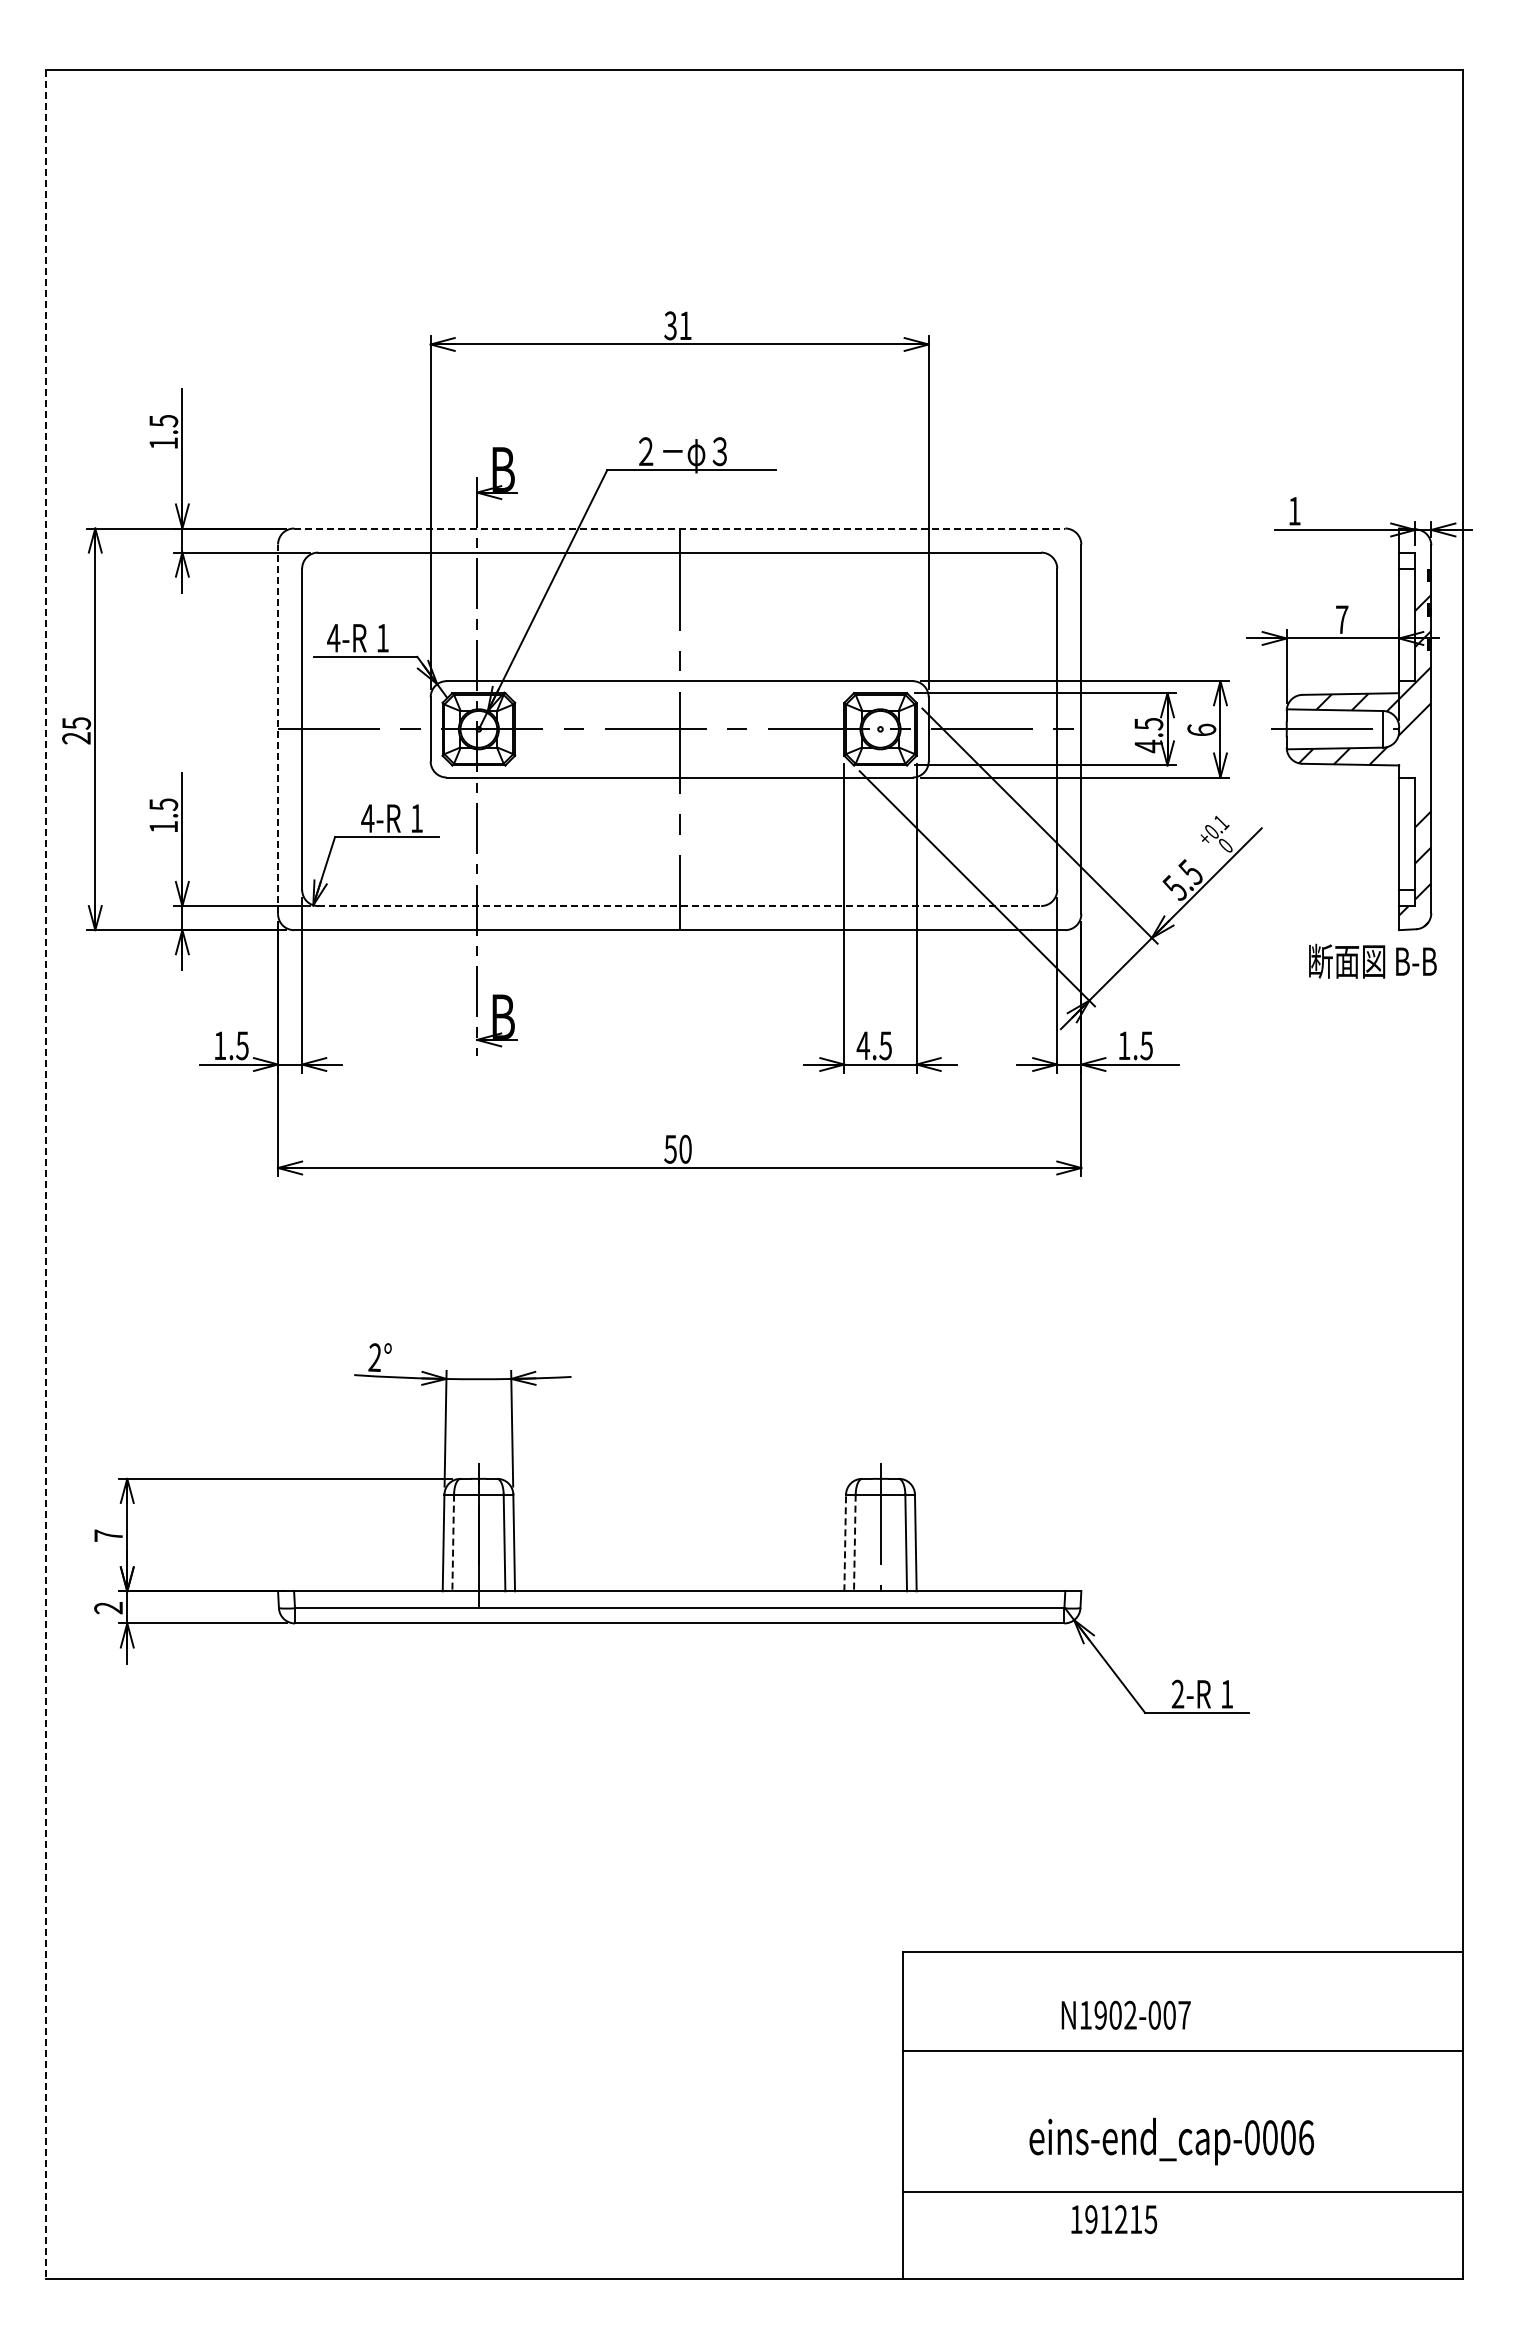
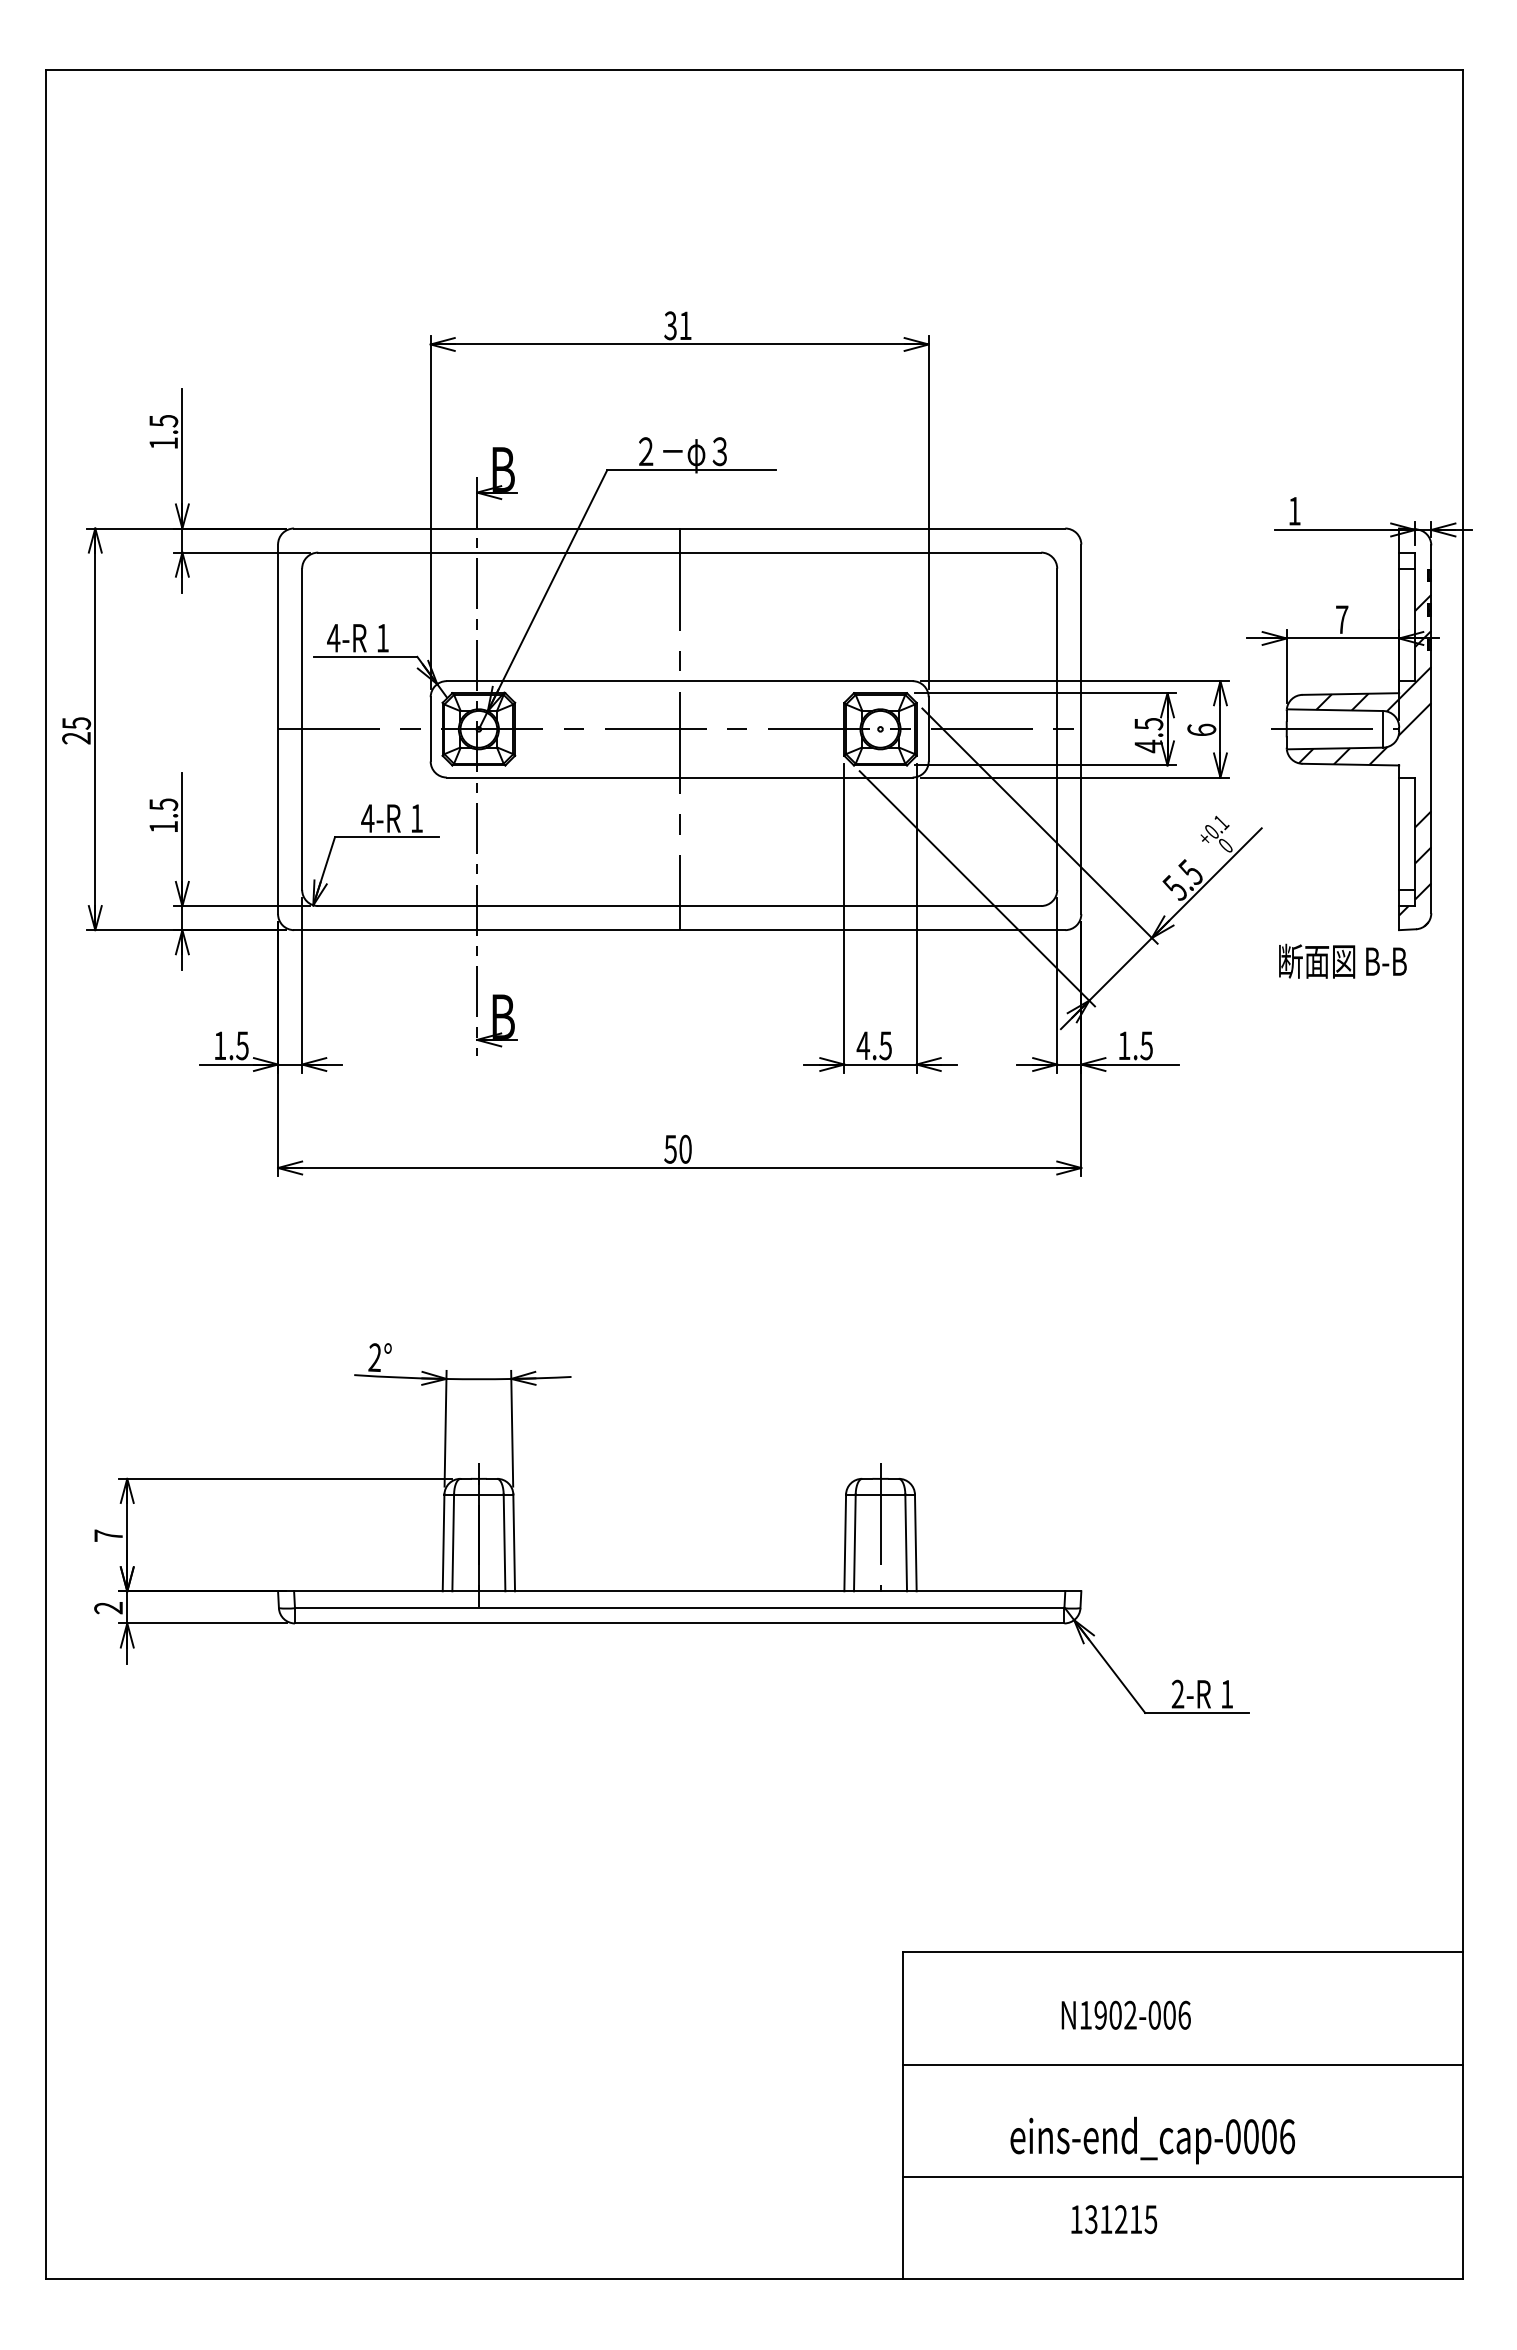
line: dashed -> solid (679, 528)
line: dashed -> solid (278, 729)
line: dashed -> solid (680, 906)
text position: (1372, 960) -> (1342, 960) (1342, 960)
line: dashed -> solid (45, 1175)
line: dashed -> solid (845, 1542)
line: dashed -> solid (453, 1543)
line: dashed -> solid (854, 1543)
text: N1902-007 -> N1902-006 (1184, 2014)
line position: (1183, 2050) -> (1183, 2064) (1183, 2064)
text position: (1171, 2141) -> (1152, 2140) (1152, 2140)
line position: (1183, 2192) -> (1183, 2177) (1183, 2177)
text: 191215 -> 131215 (1091, 2219)
